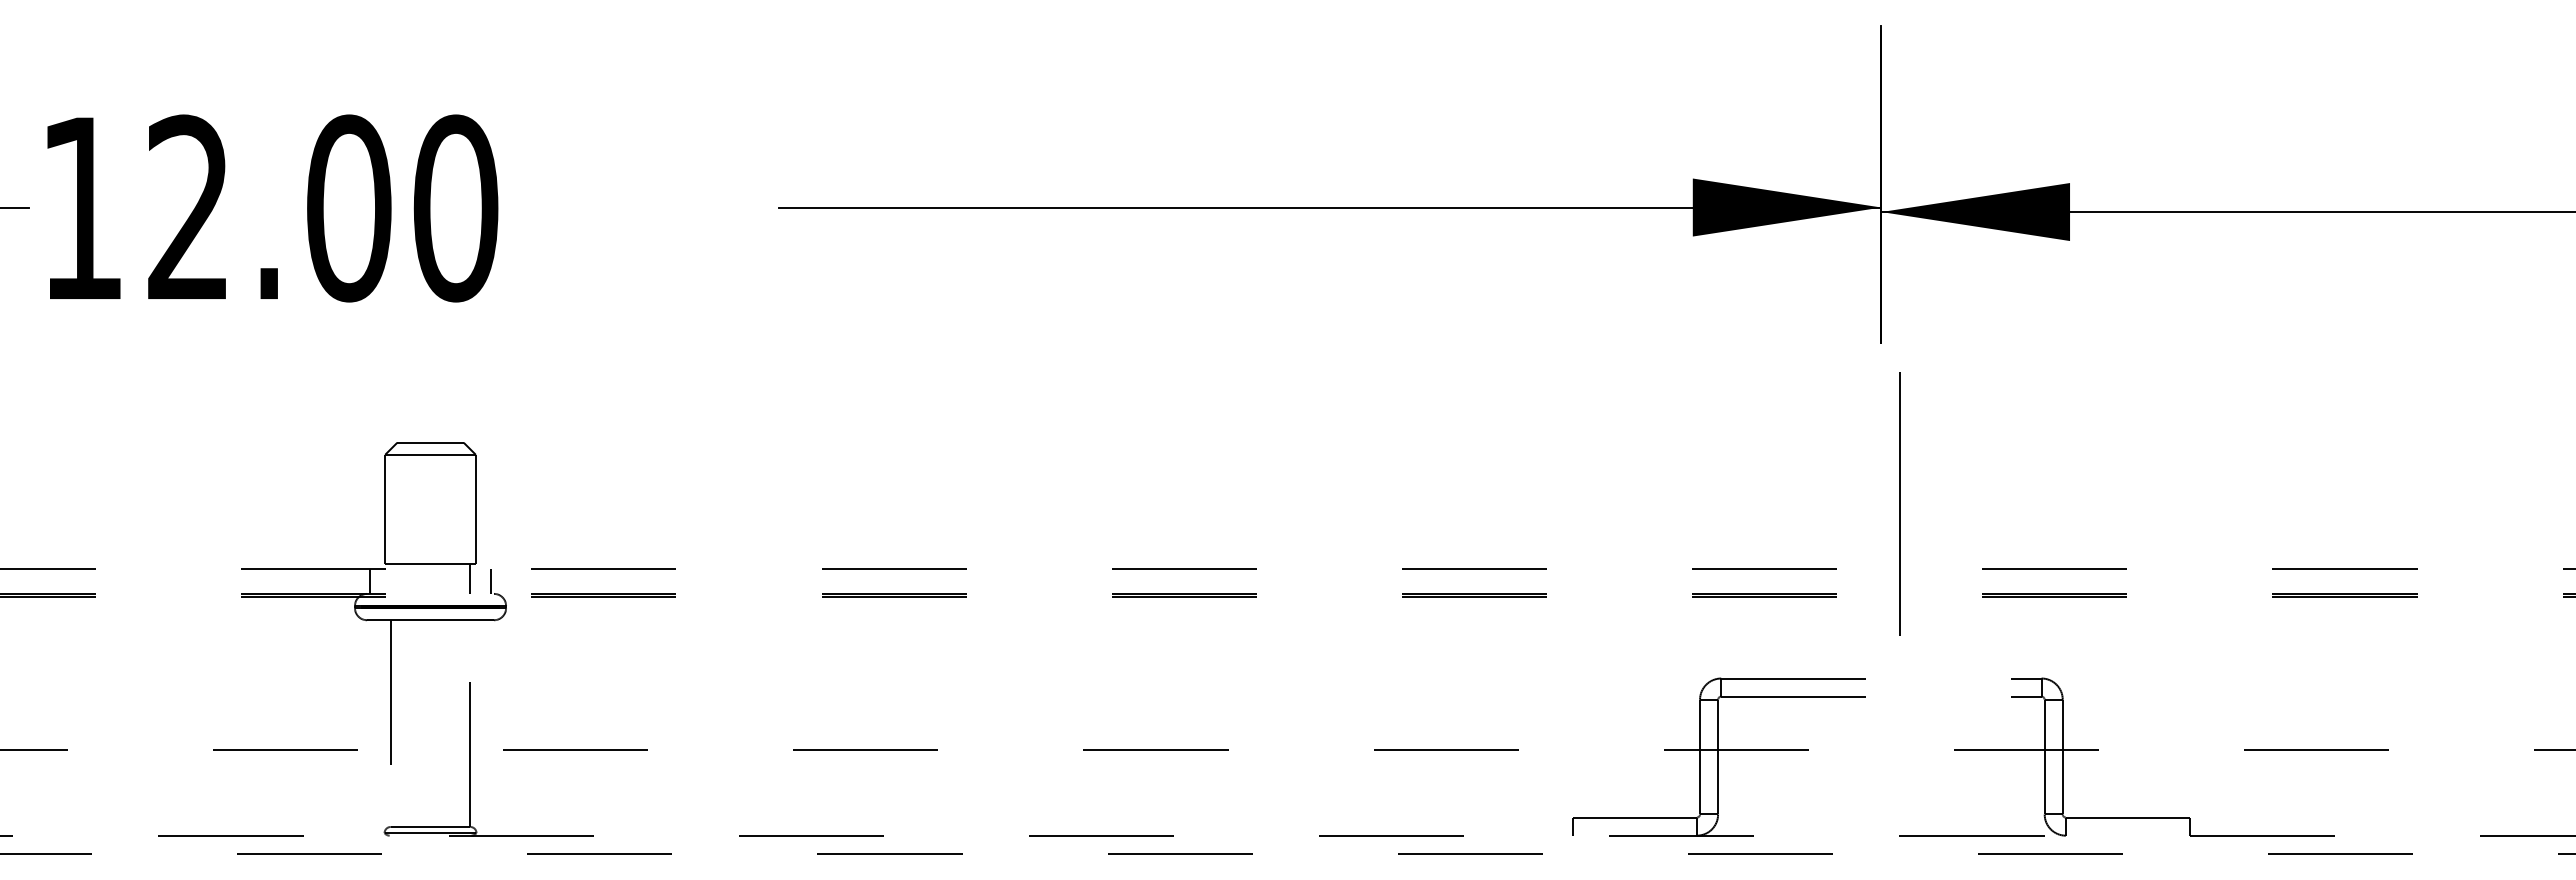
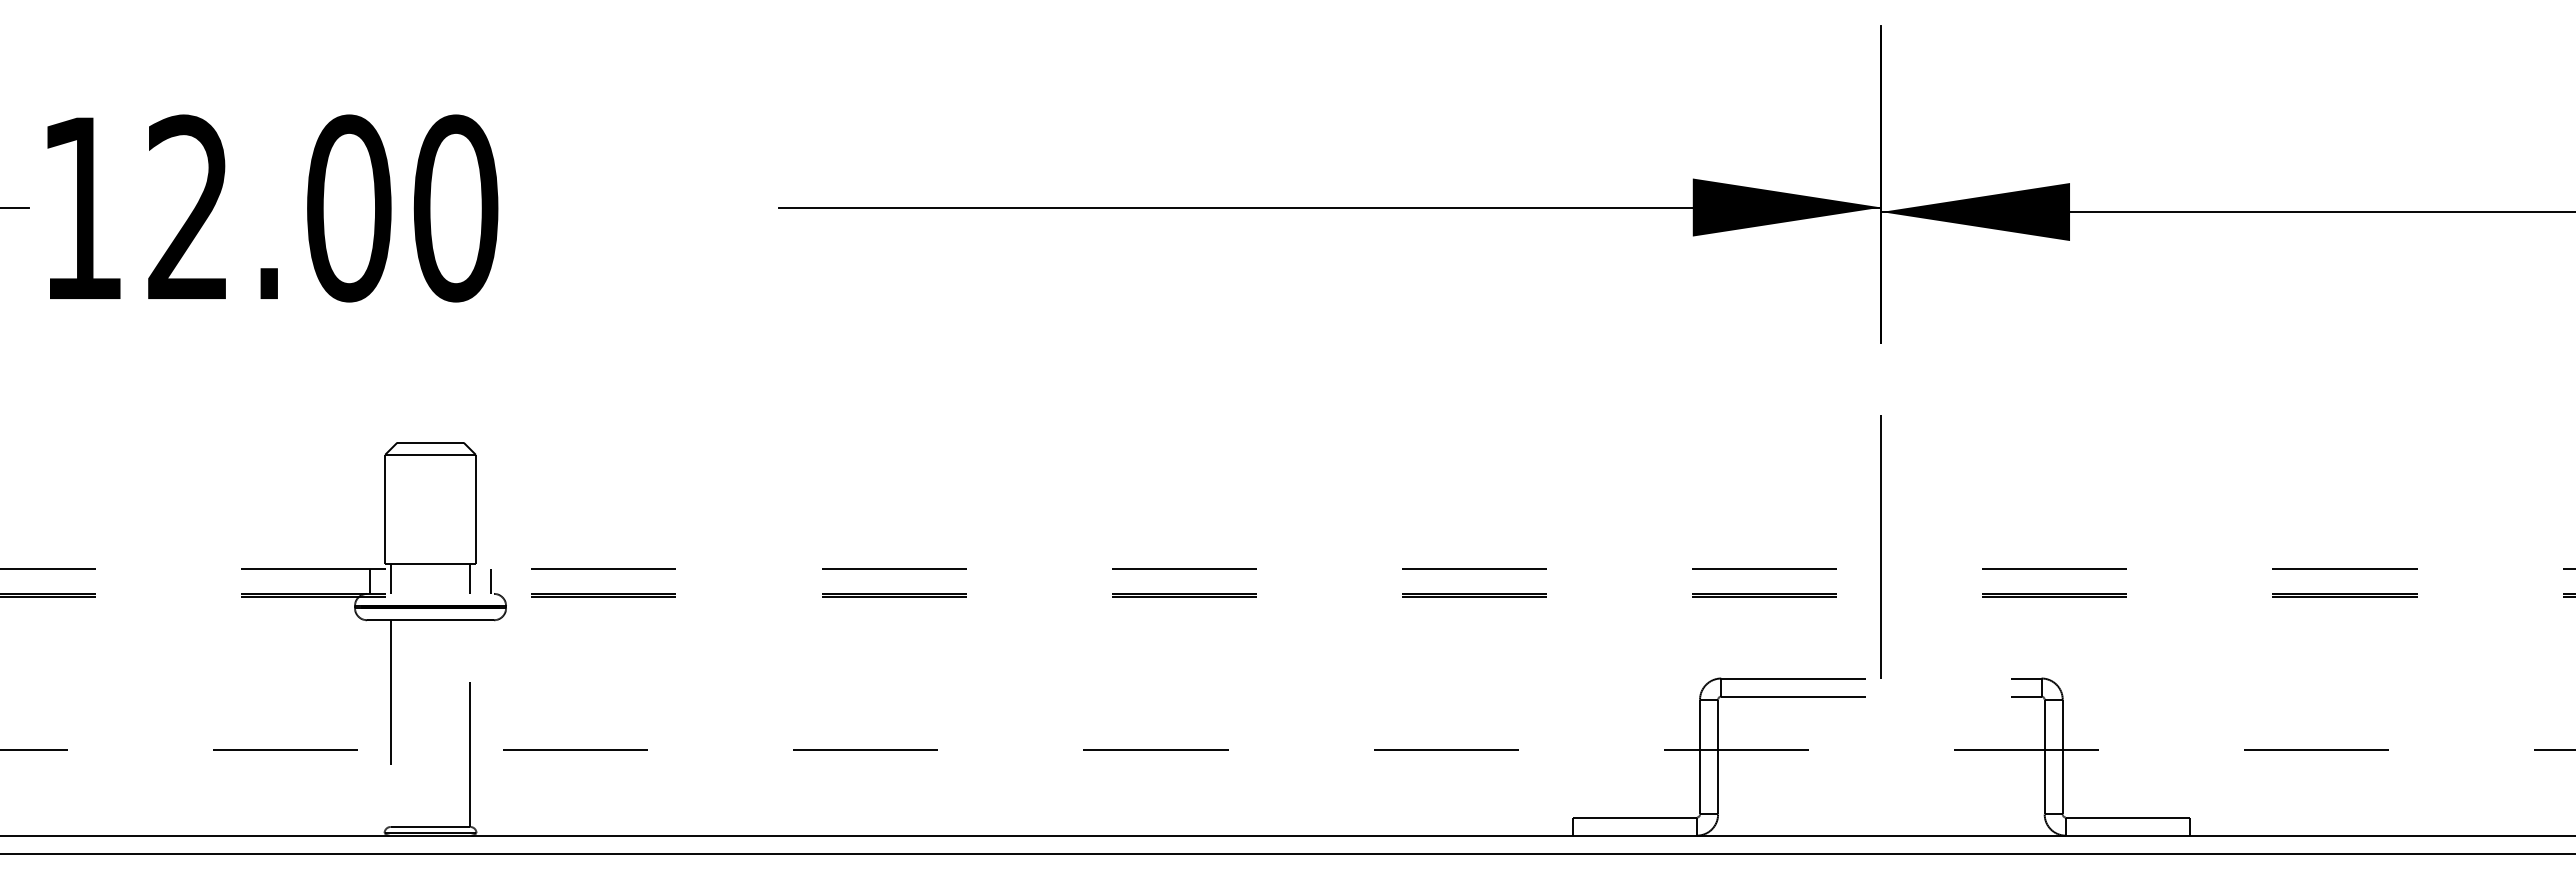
line position: (1899, 503) -> (1880, 546) (1880, 546)
line: none -> present (390, 578)
line: dashed -> solid (1288, 835)
line: dashed -> solid (1288, 853)
